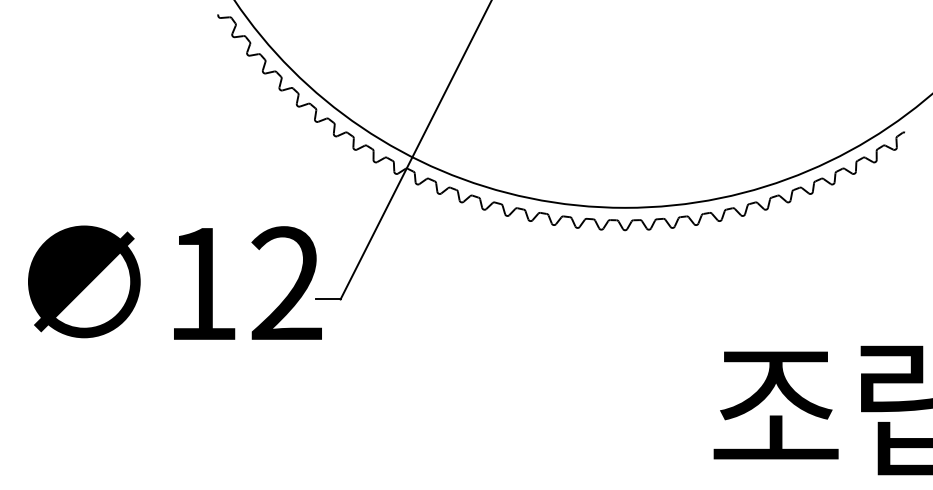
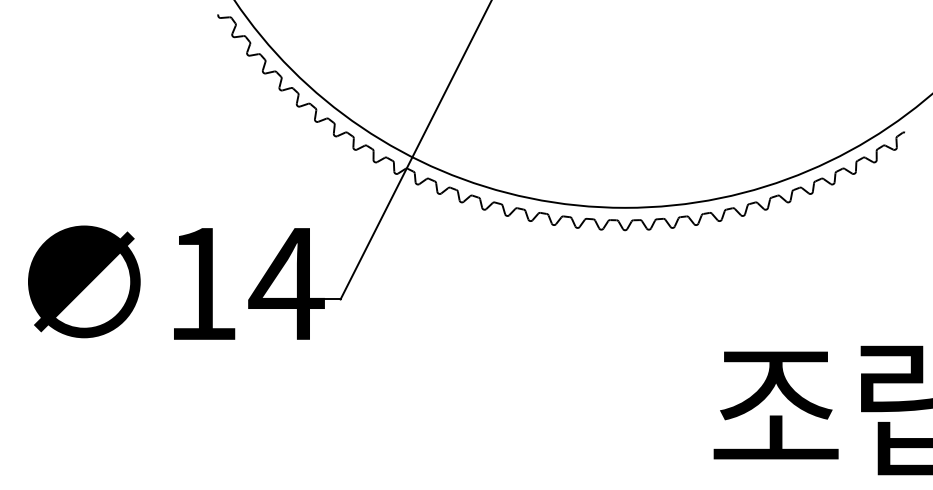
text: 12 -> 14 (286, 282)
